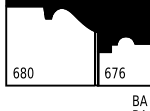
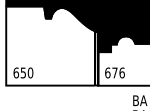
text: 680 -> 650 (23, 72)
